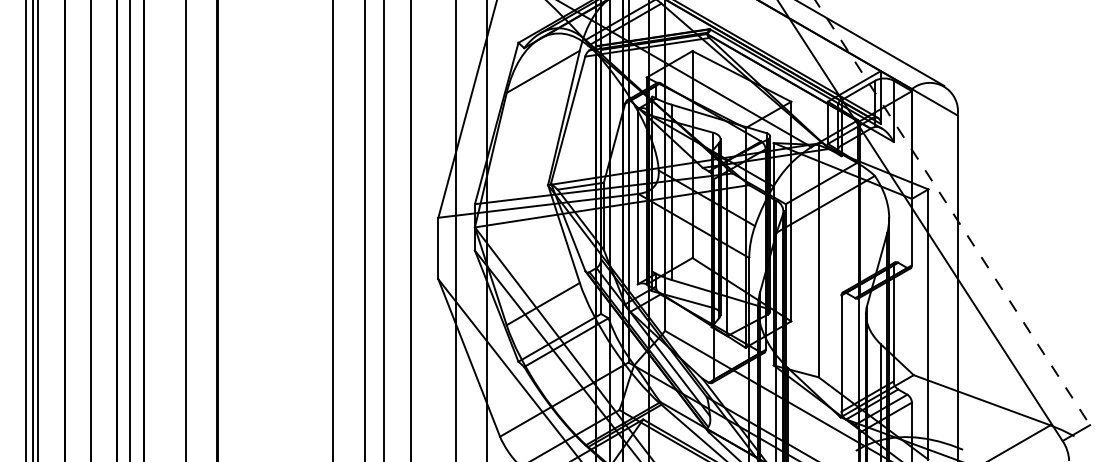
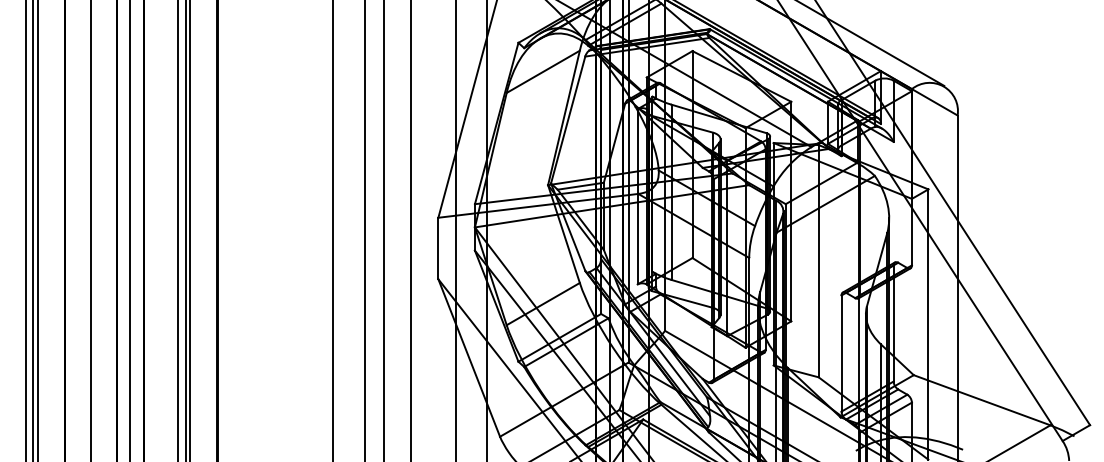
line: dashed -> solid (952, 212)
line: none -> present (178, 230)
line: none -> present (190, 230)
